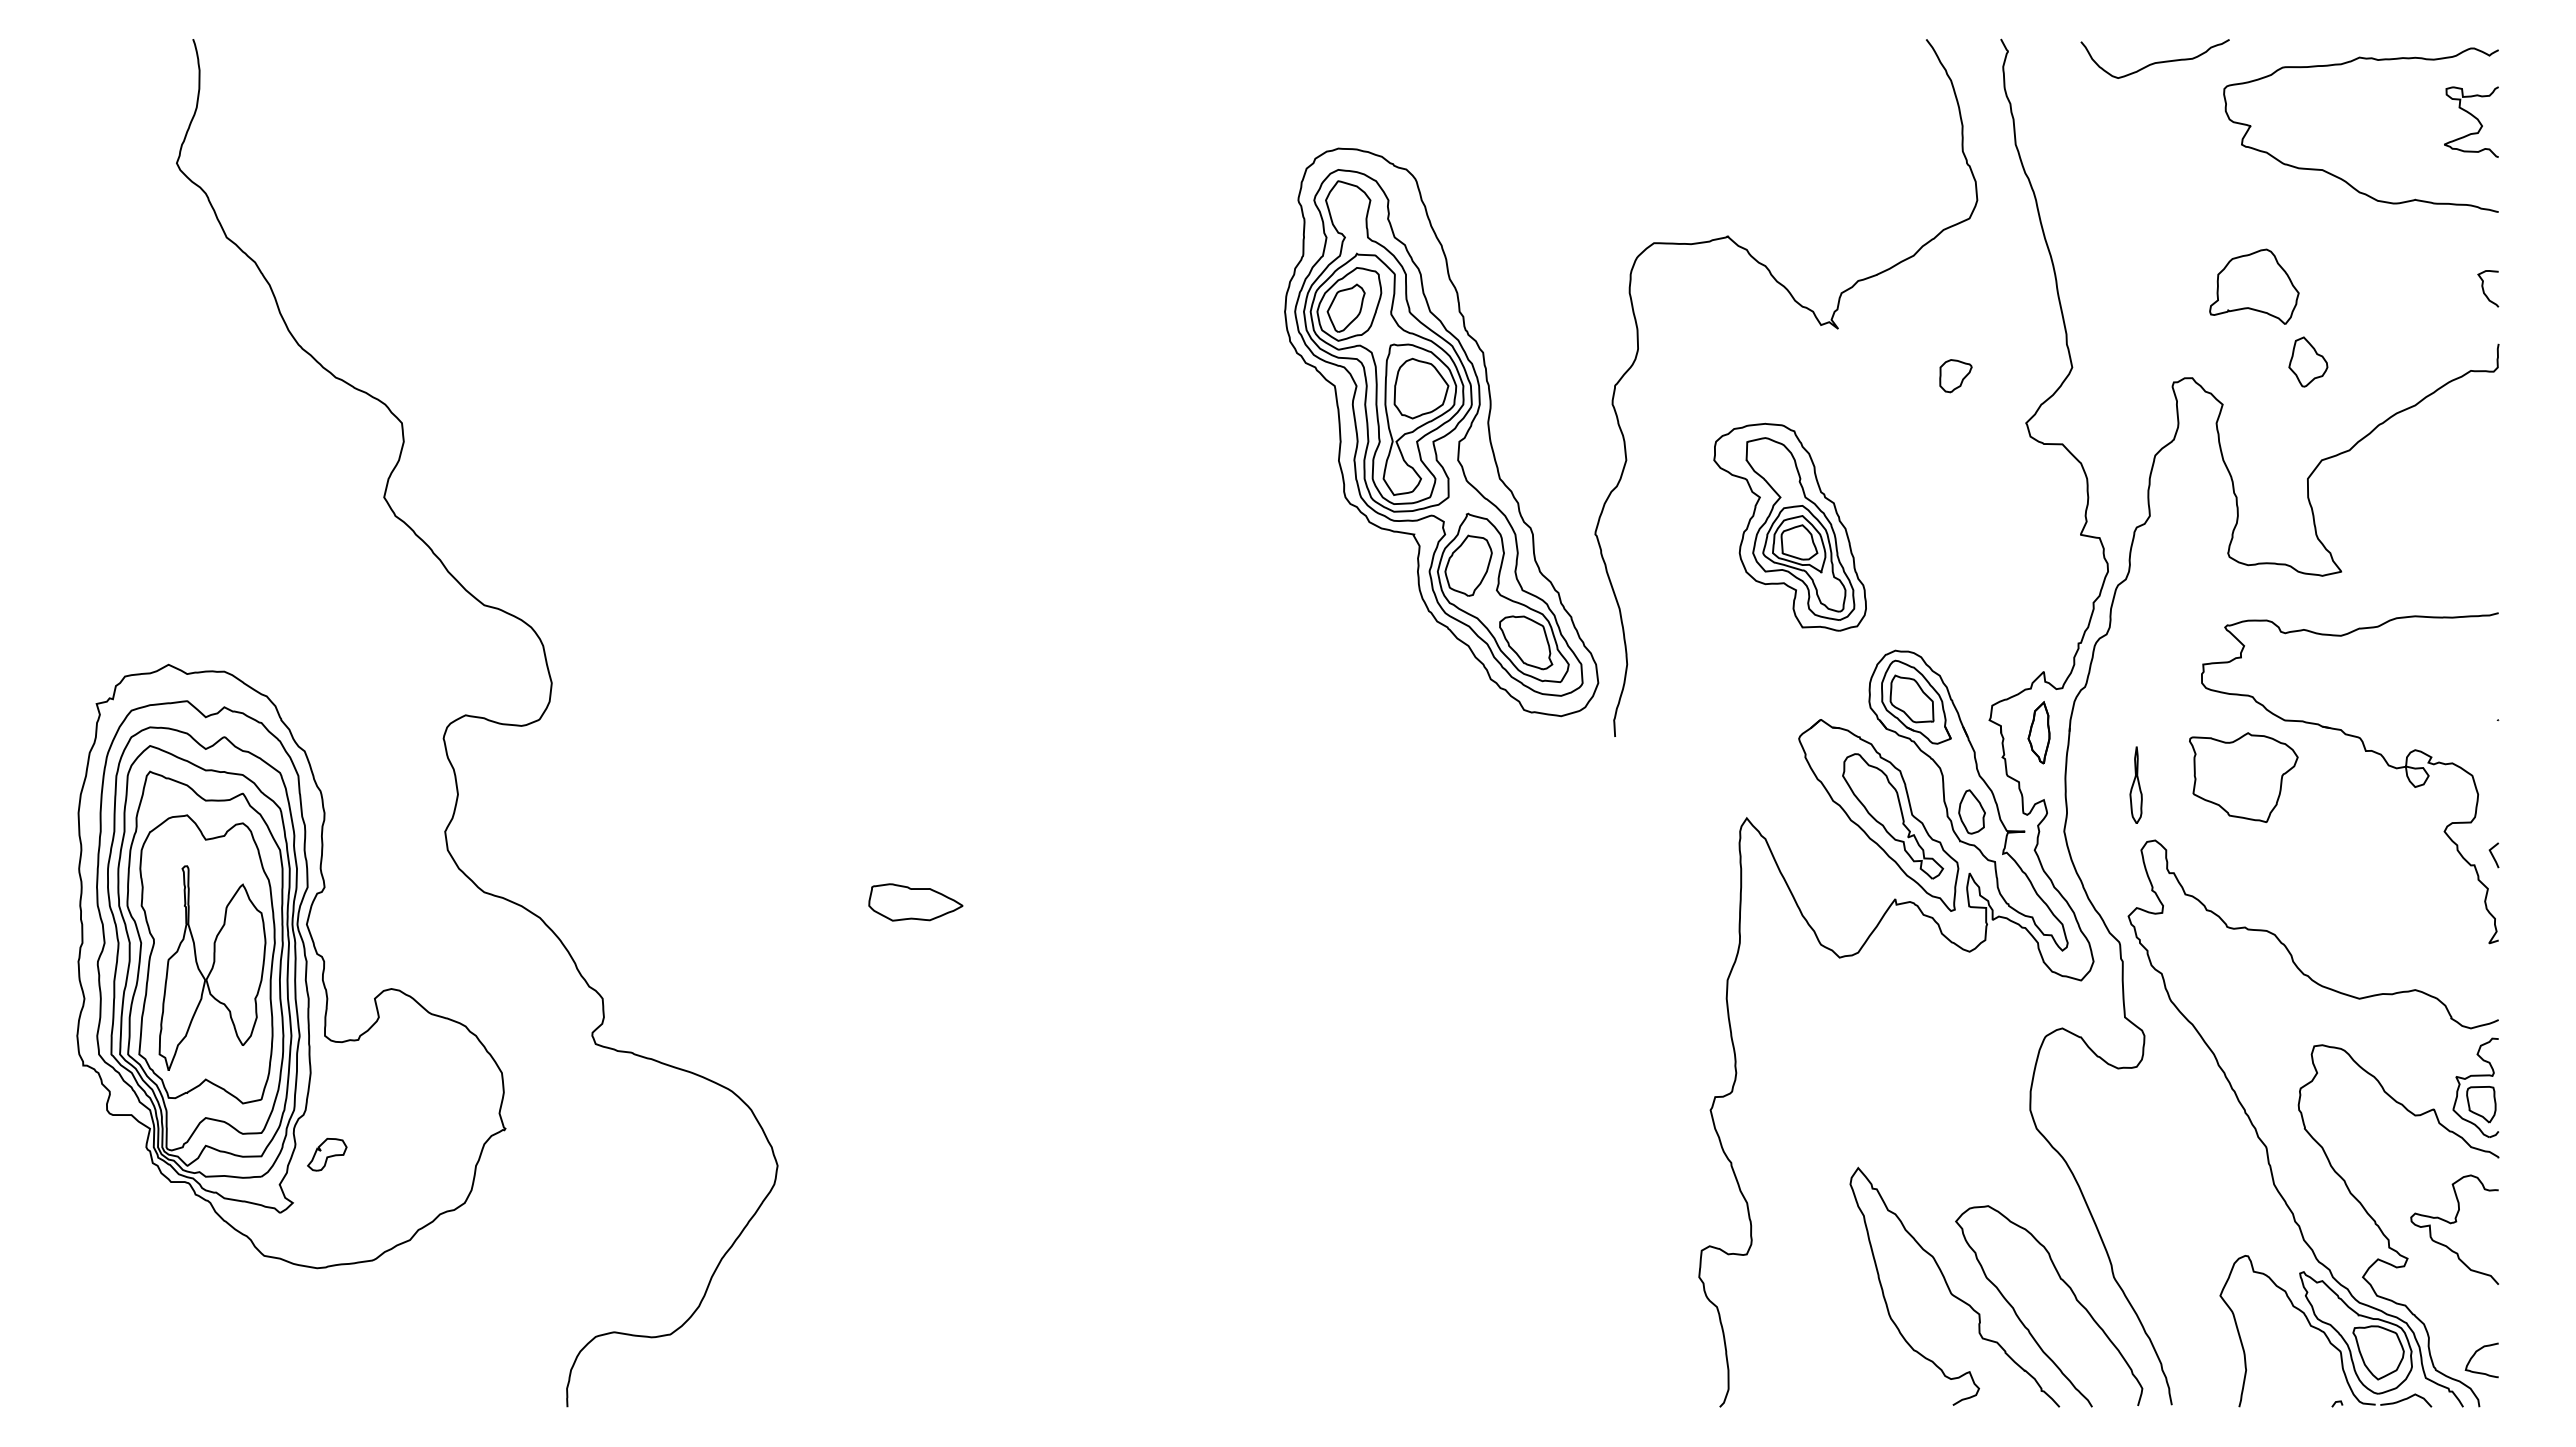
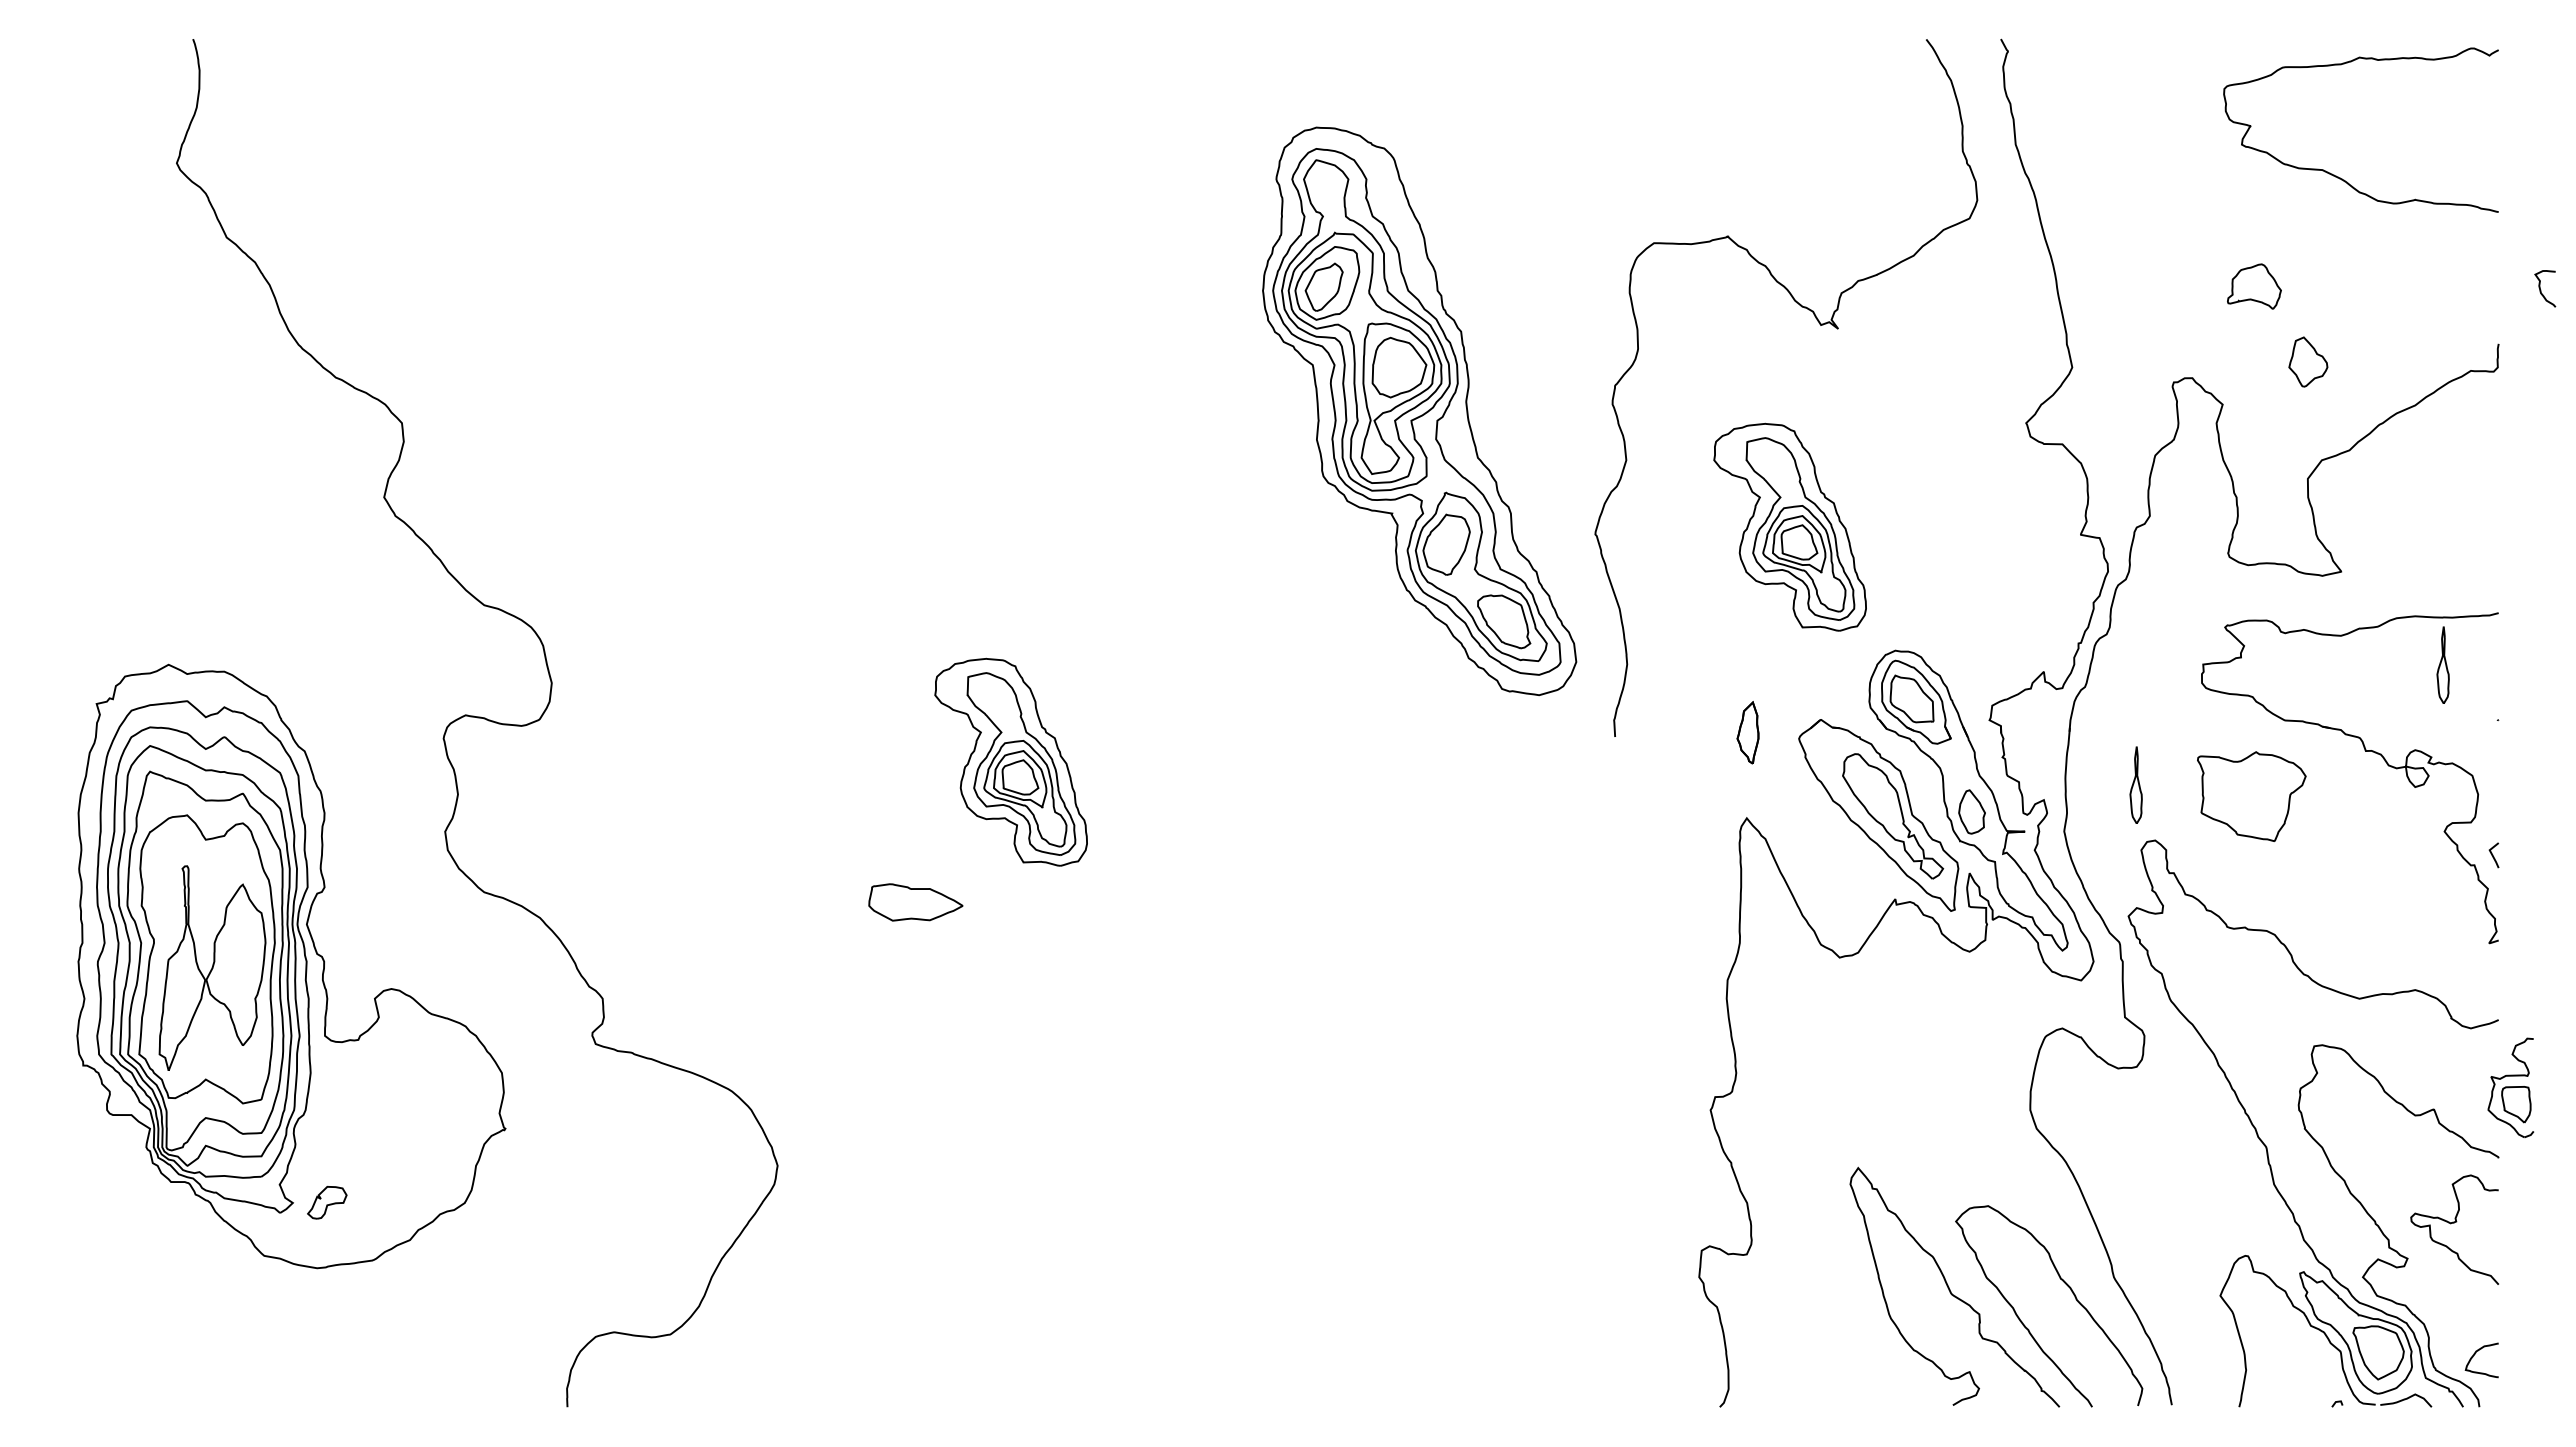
curve: present -> none (2154, 62)
curve: present -> none (2474, 118)
part size: 91x77 px -> 55x47 px (2254, 286)
curve position: (2484, 290) -> (2541, 290) (2541, 290)
part: present -> none (1955, 376)
part position: (1441, 432) -> (1419, 411) (1419, 411)
part: none -> present (2442, 664)
part position: (2038, 732) -> (1747, 732) (1747, 732)
part: none -> present (1010, 761)
part position: (2243, 777) -> (2251, 796) (2251, 796)
part position: (2475, 1087) -> (2510, 1087) (2510, 1087)
part position: (327, 1154) -> (327, 1202) (327, 1202)
